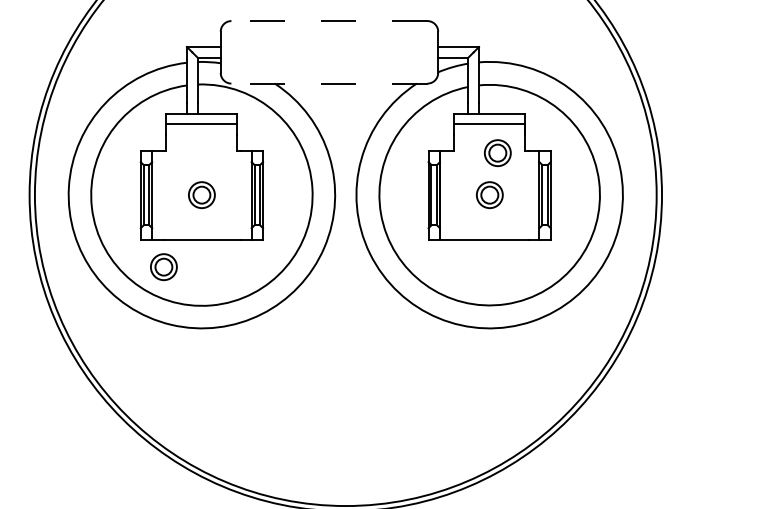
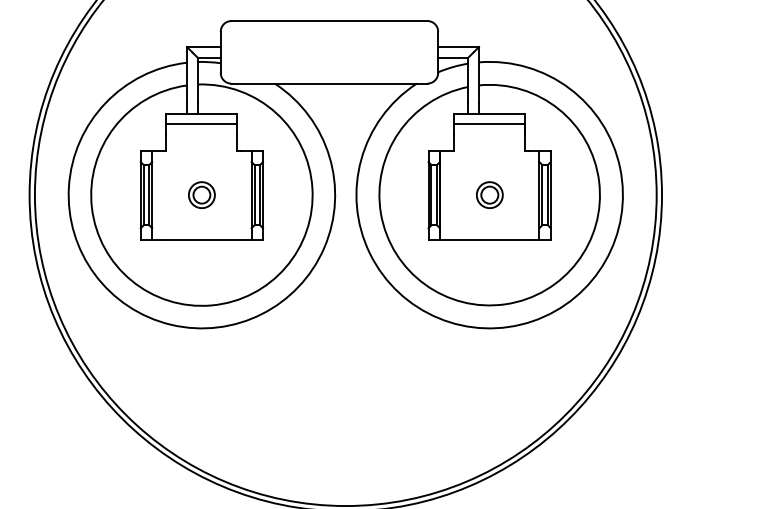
line: dashed -> solid (328, 21)
line: dashed -> solid (328, 83)
part: present -> none (497, 152)
part: present -> none (163, 266)
